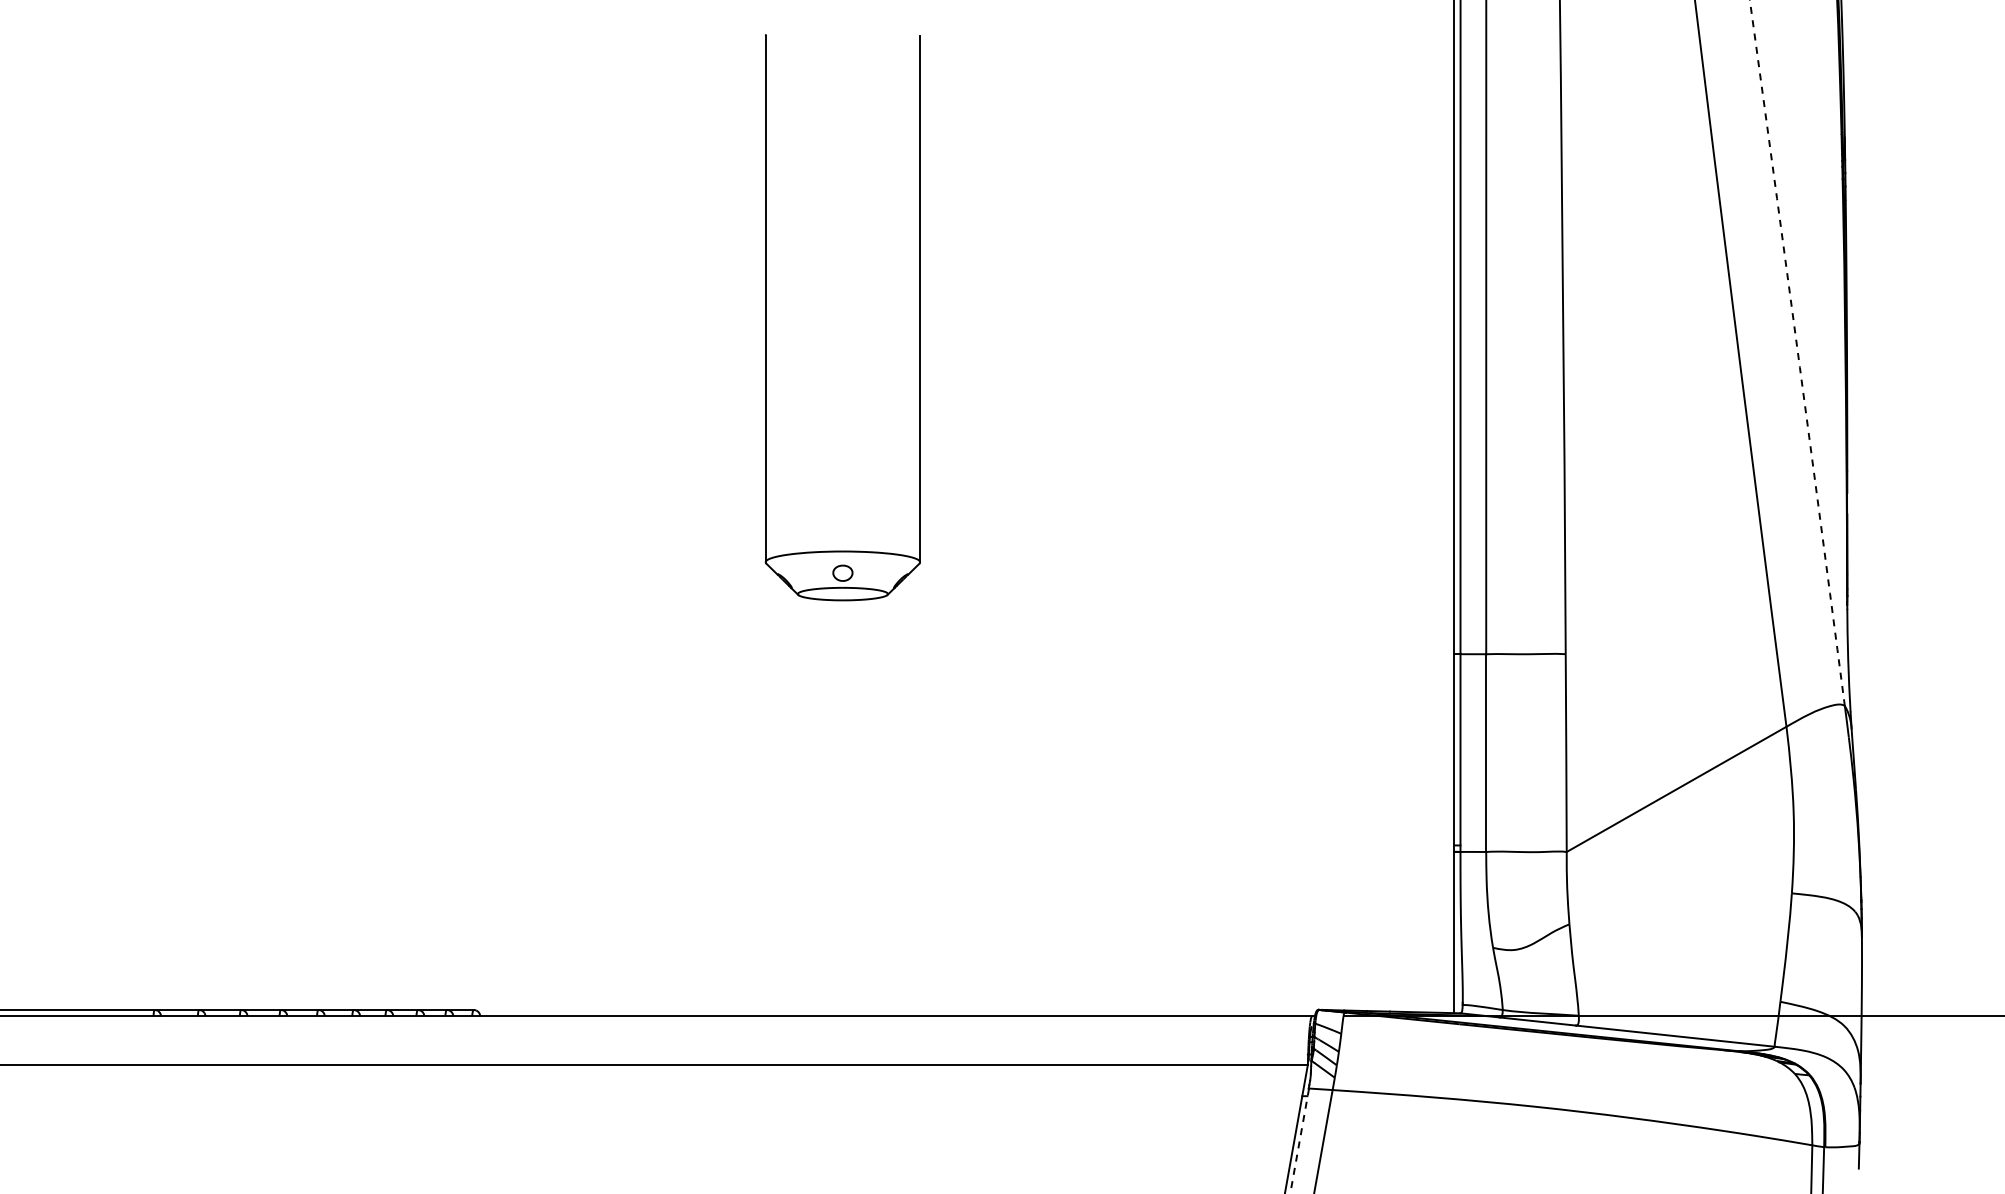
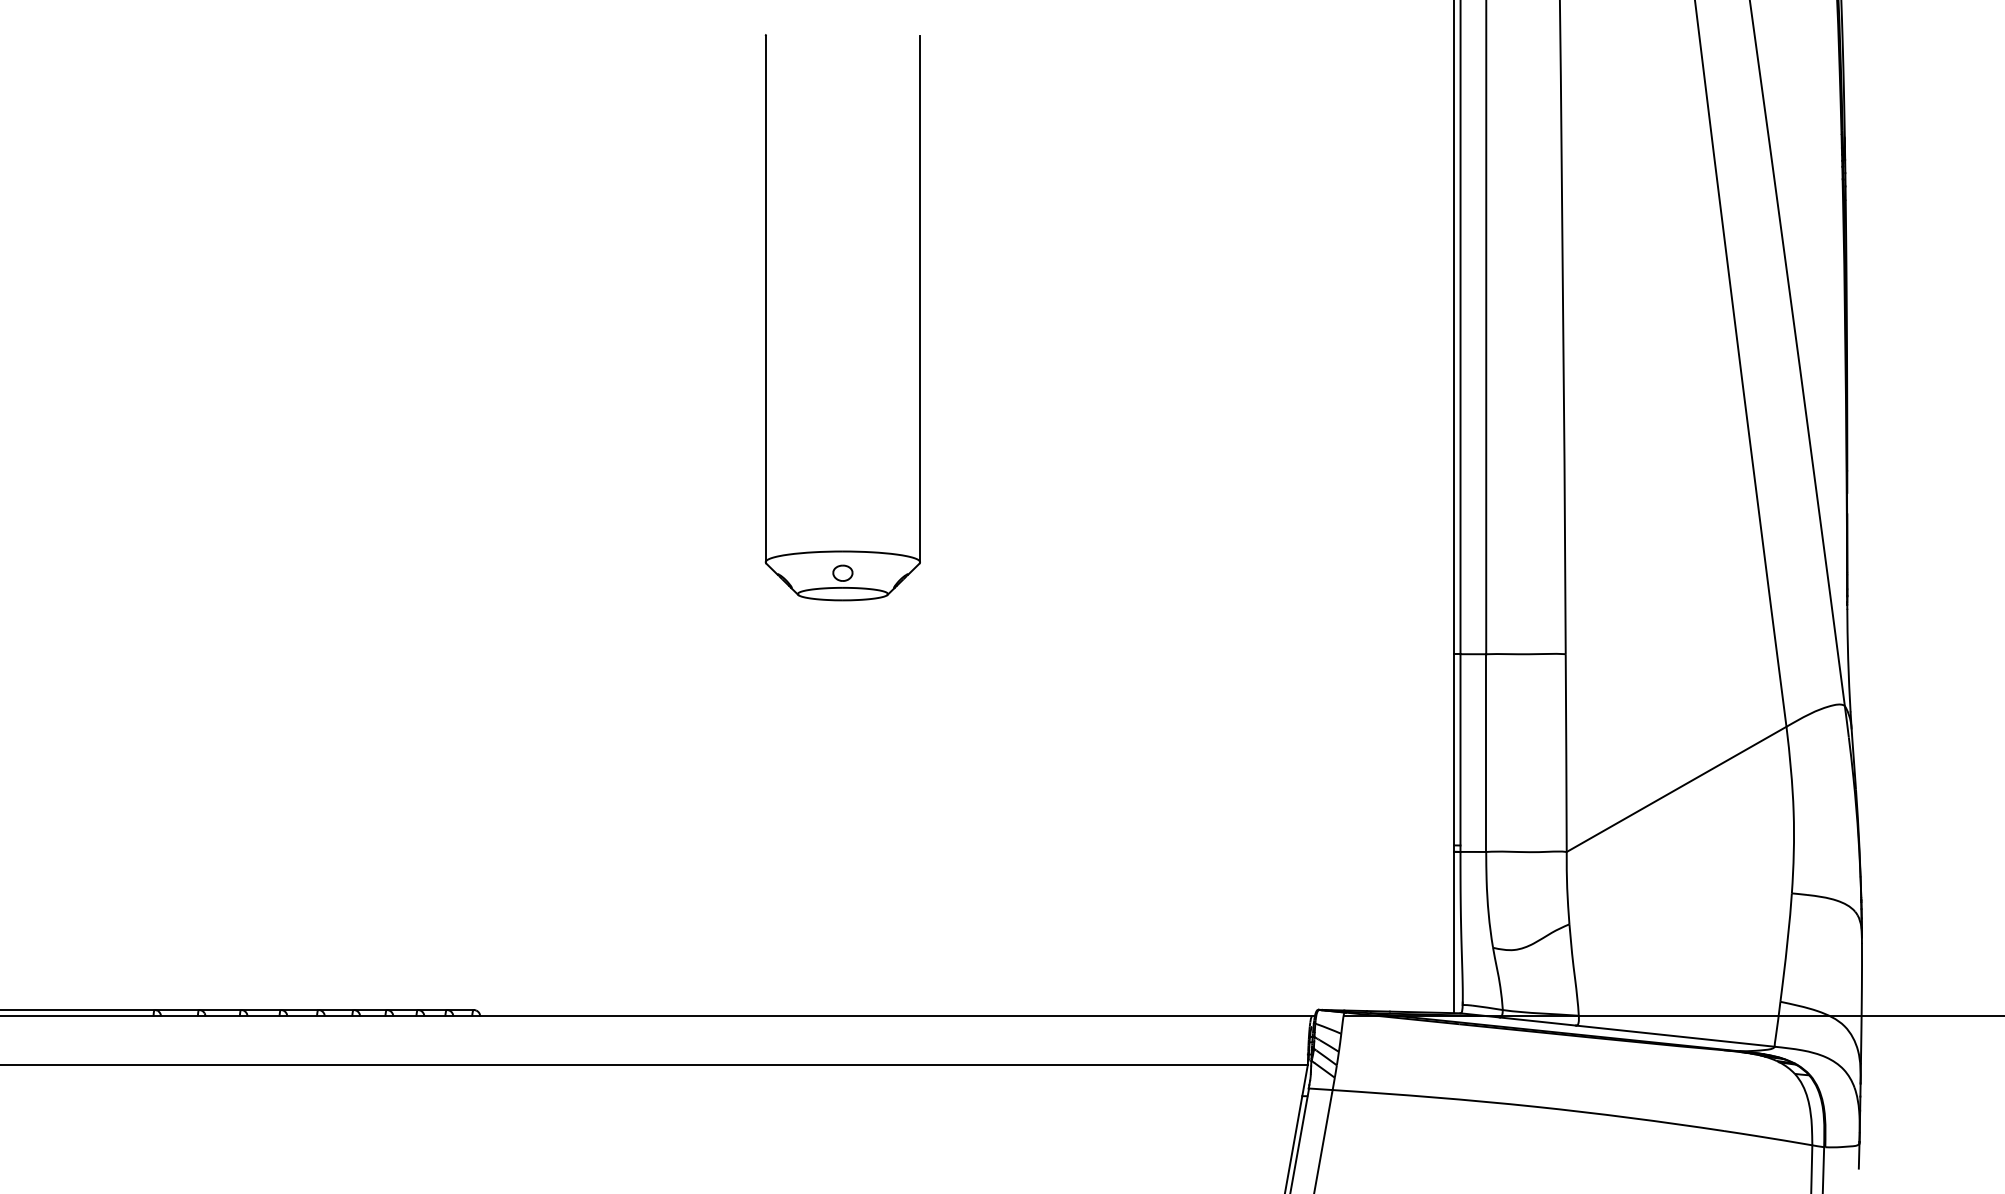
arc: dashed -> solid (1797, 352)
line: dashed -> solid (1299, 1141)
